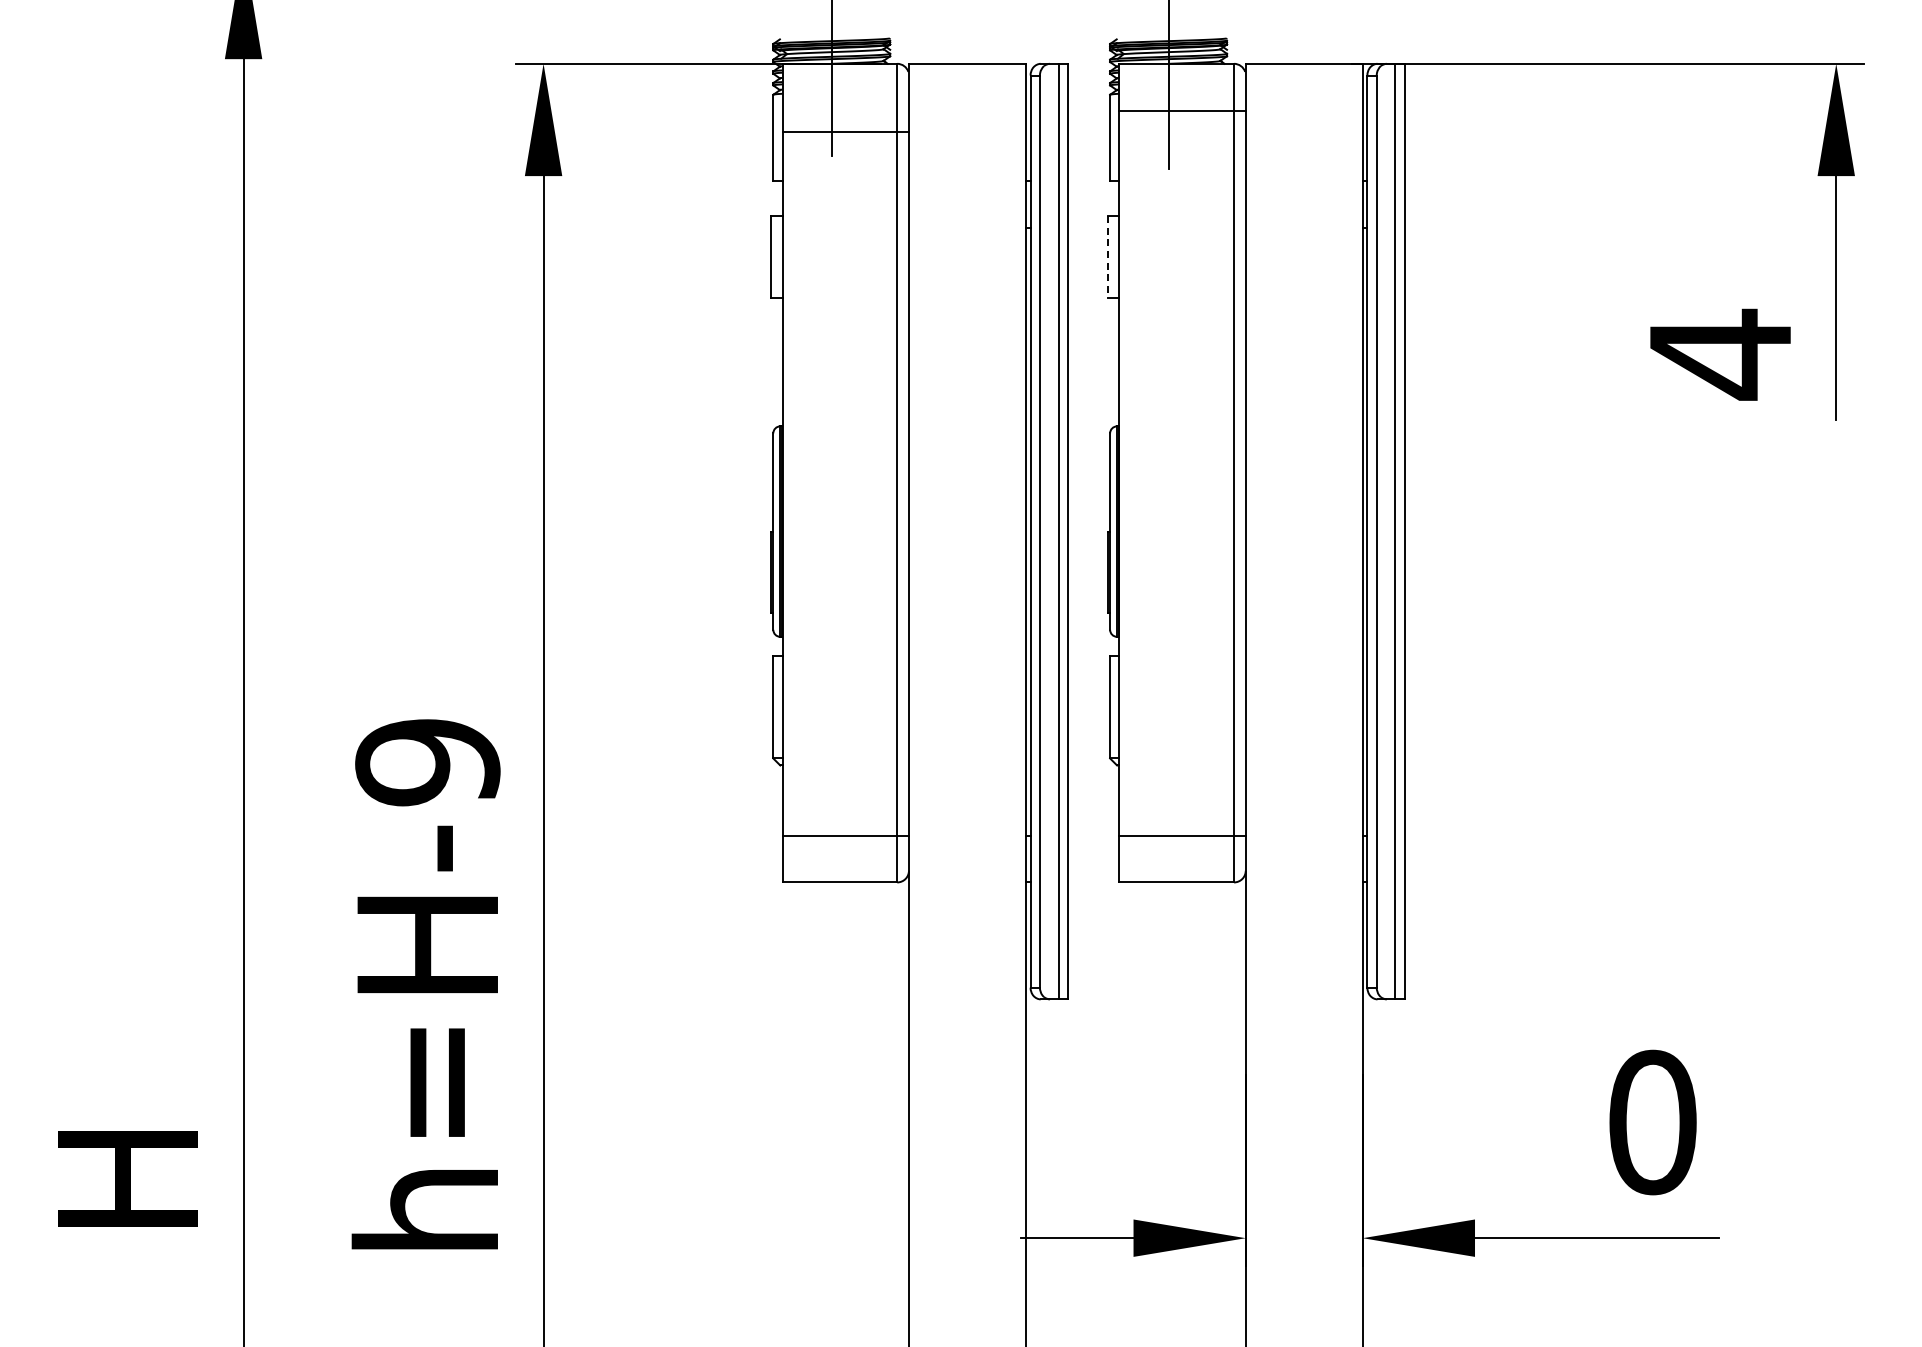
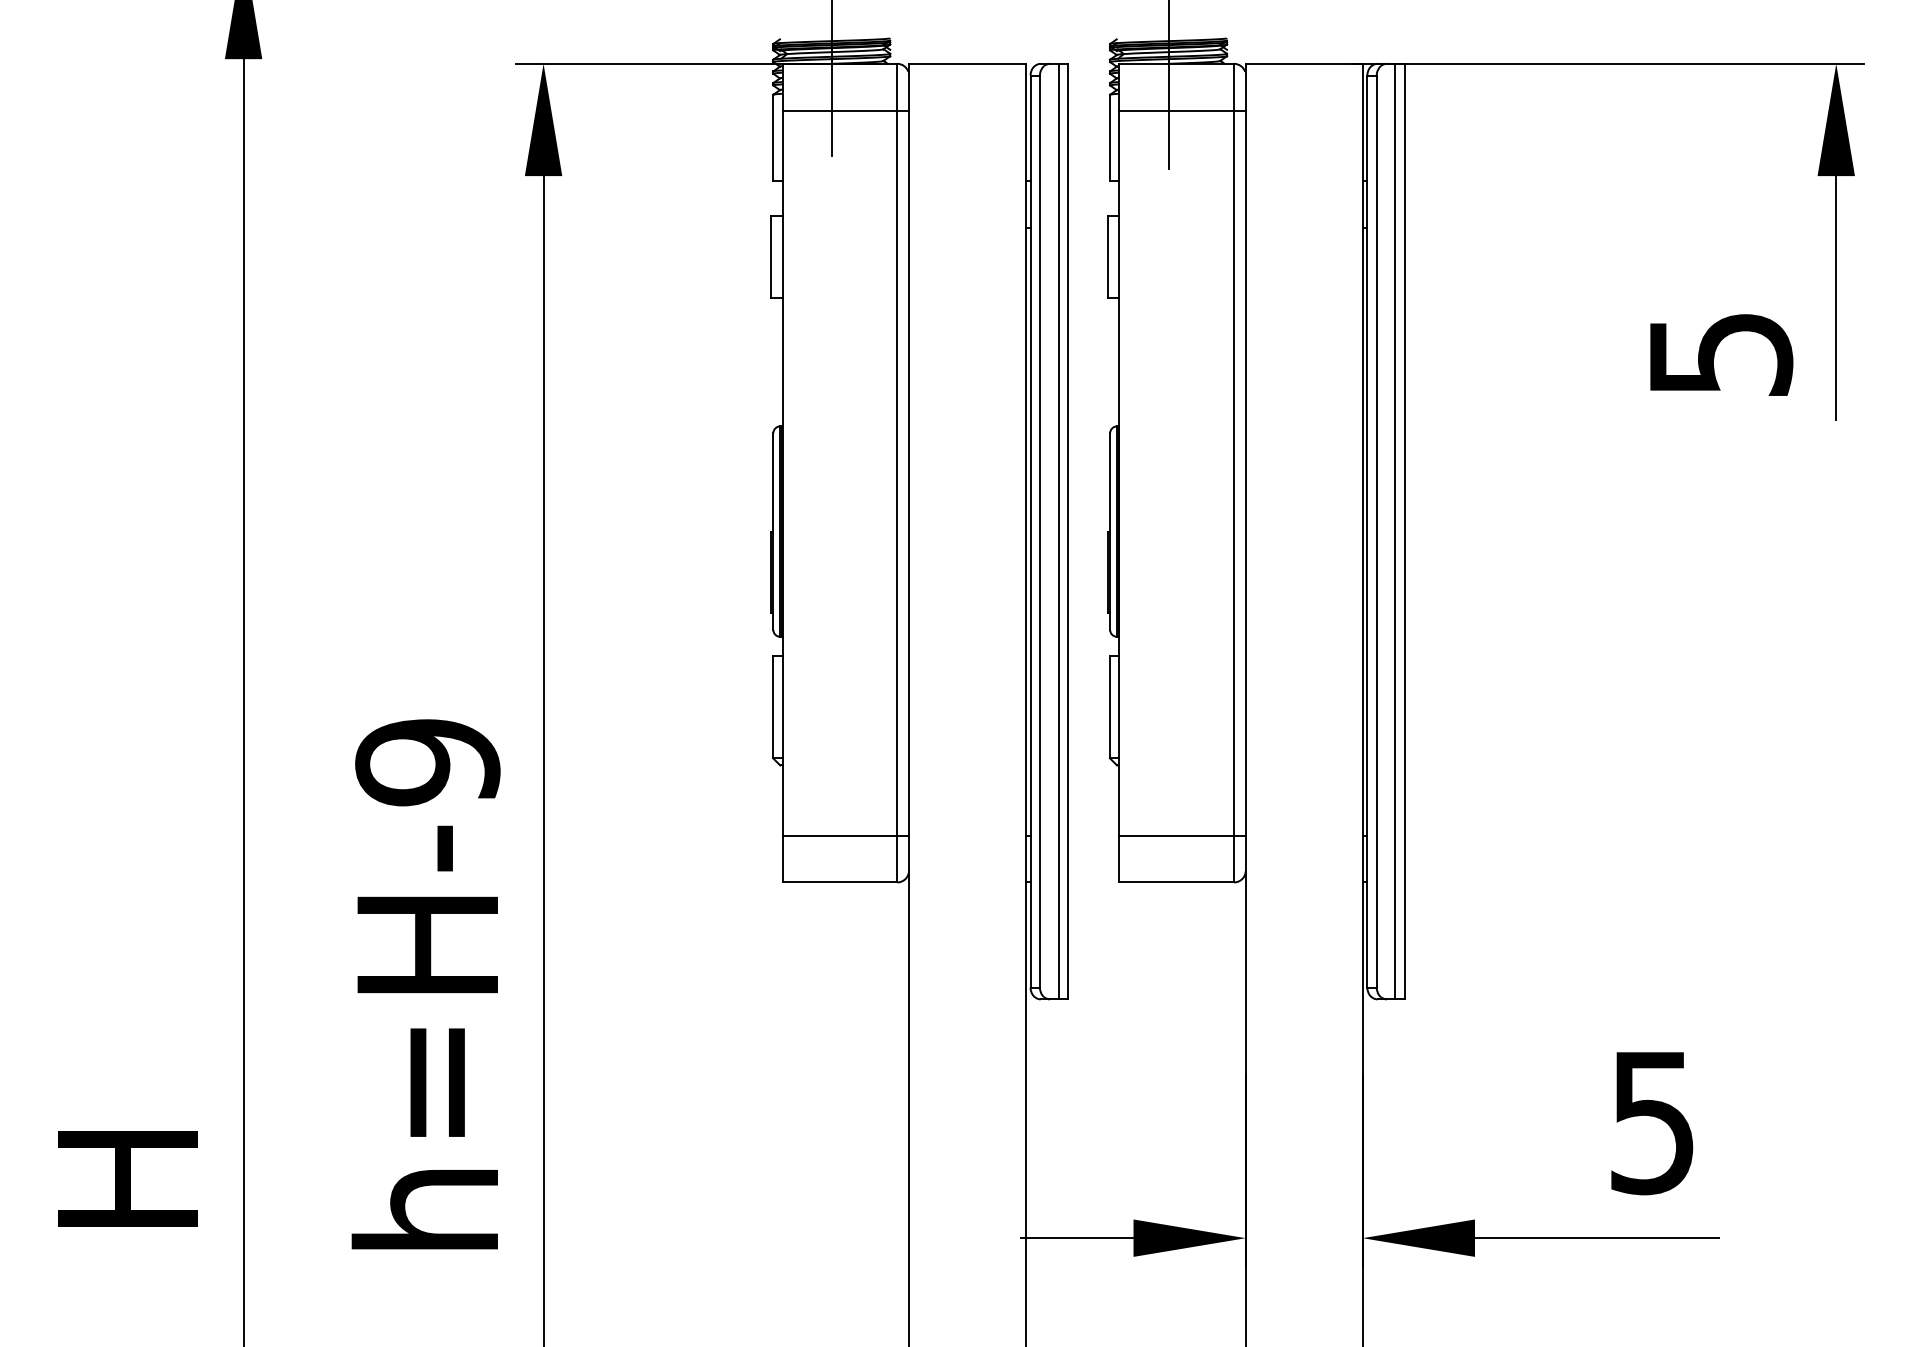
line position: (845, 131) -> (845, 110) (845, 110)
line: dashed -> solid (1107, 256)
text: 4 -> 5 (1721, 354)
text: 0 -> 5 (1652, 1122)
